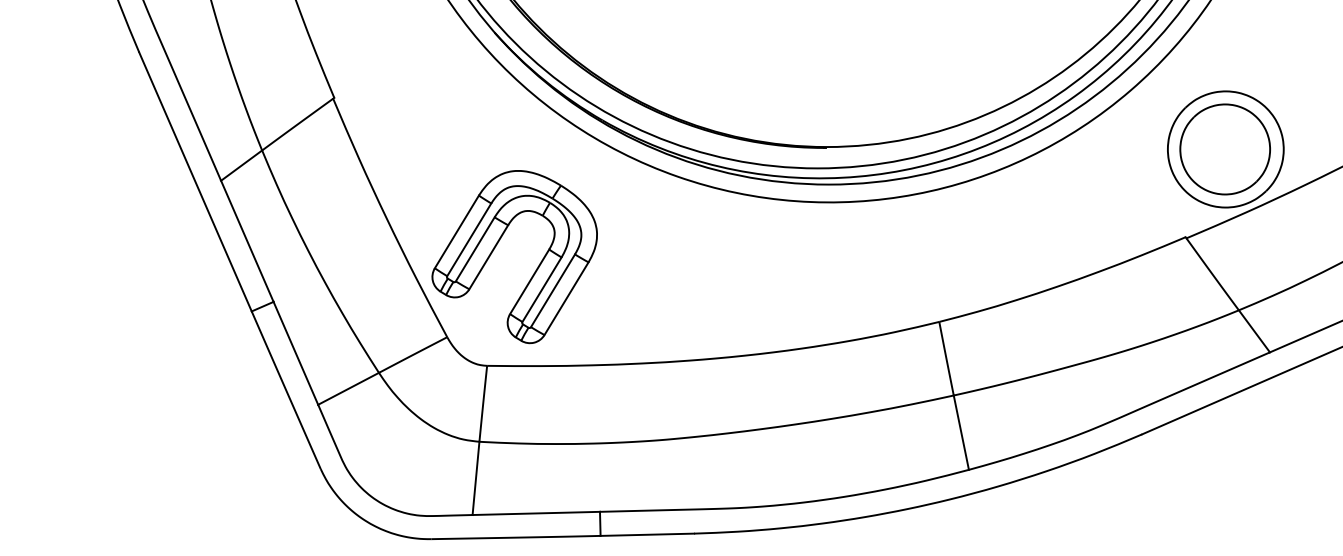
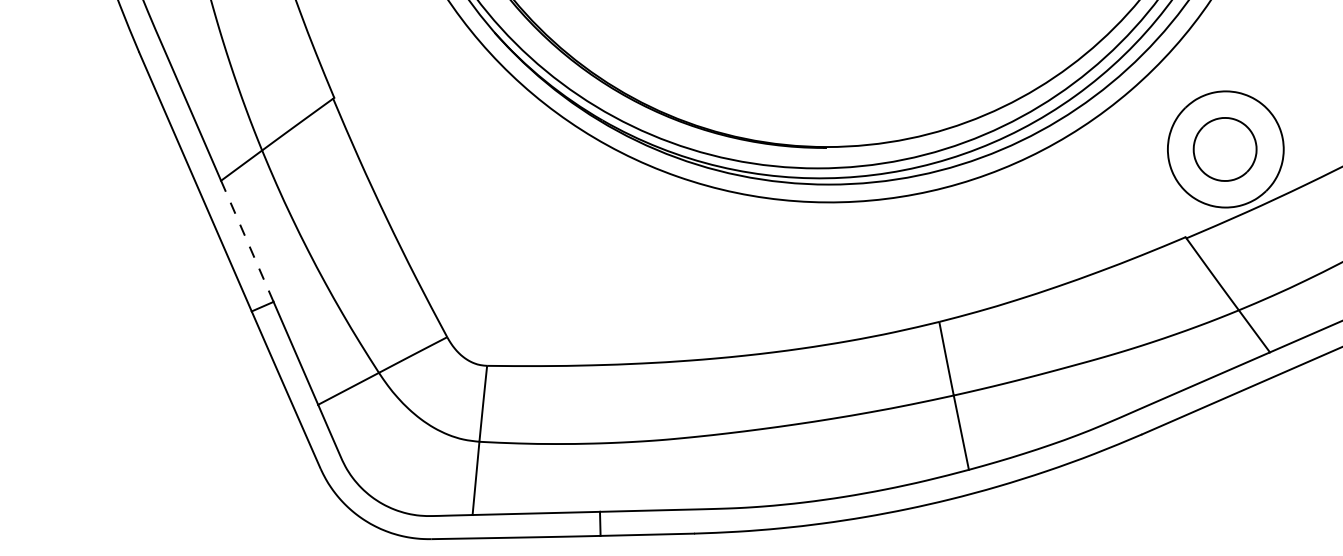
part size: 92x93 px -> 66x65 px (1224, 149)
line: solid -> dashed (247, 241)
part: present -> none (495, 248)
